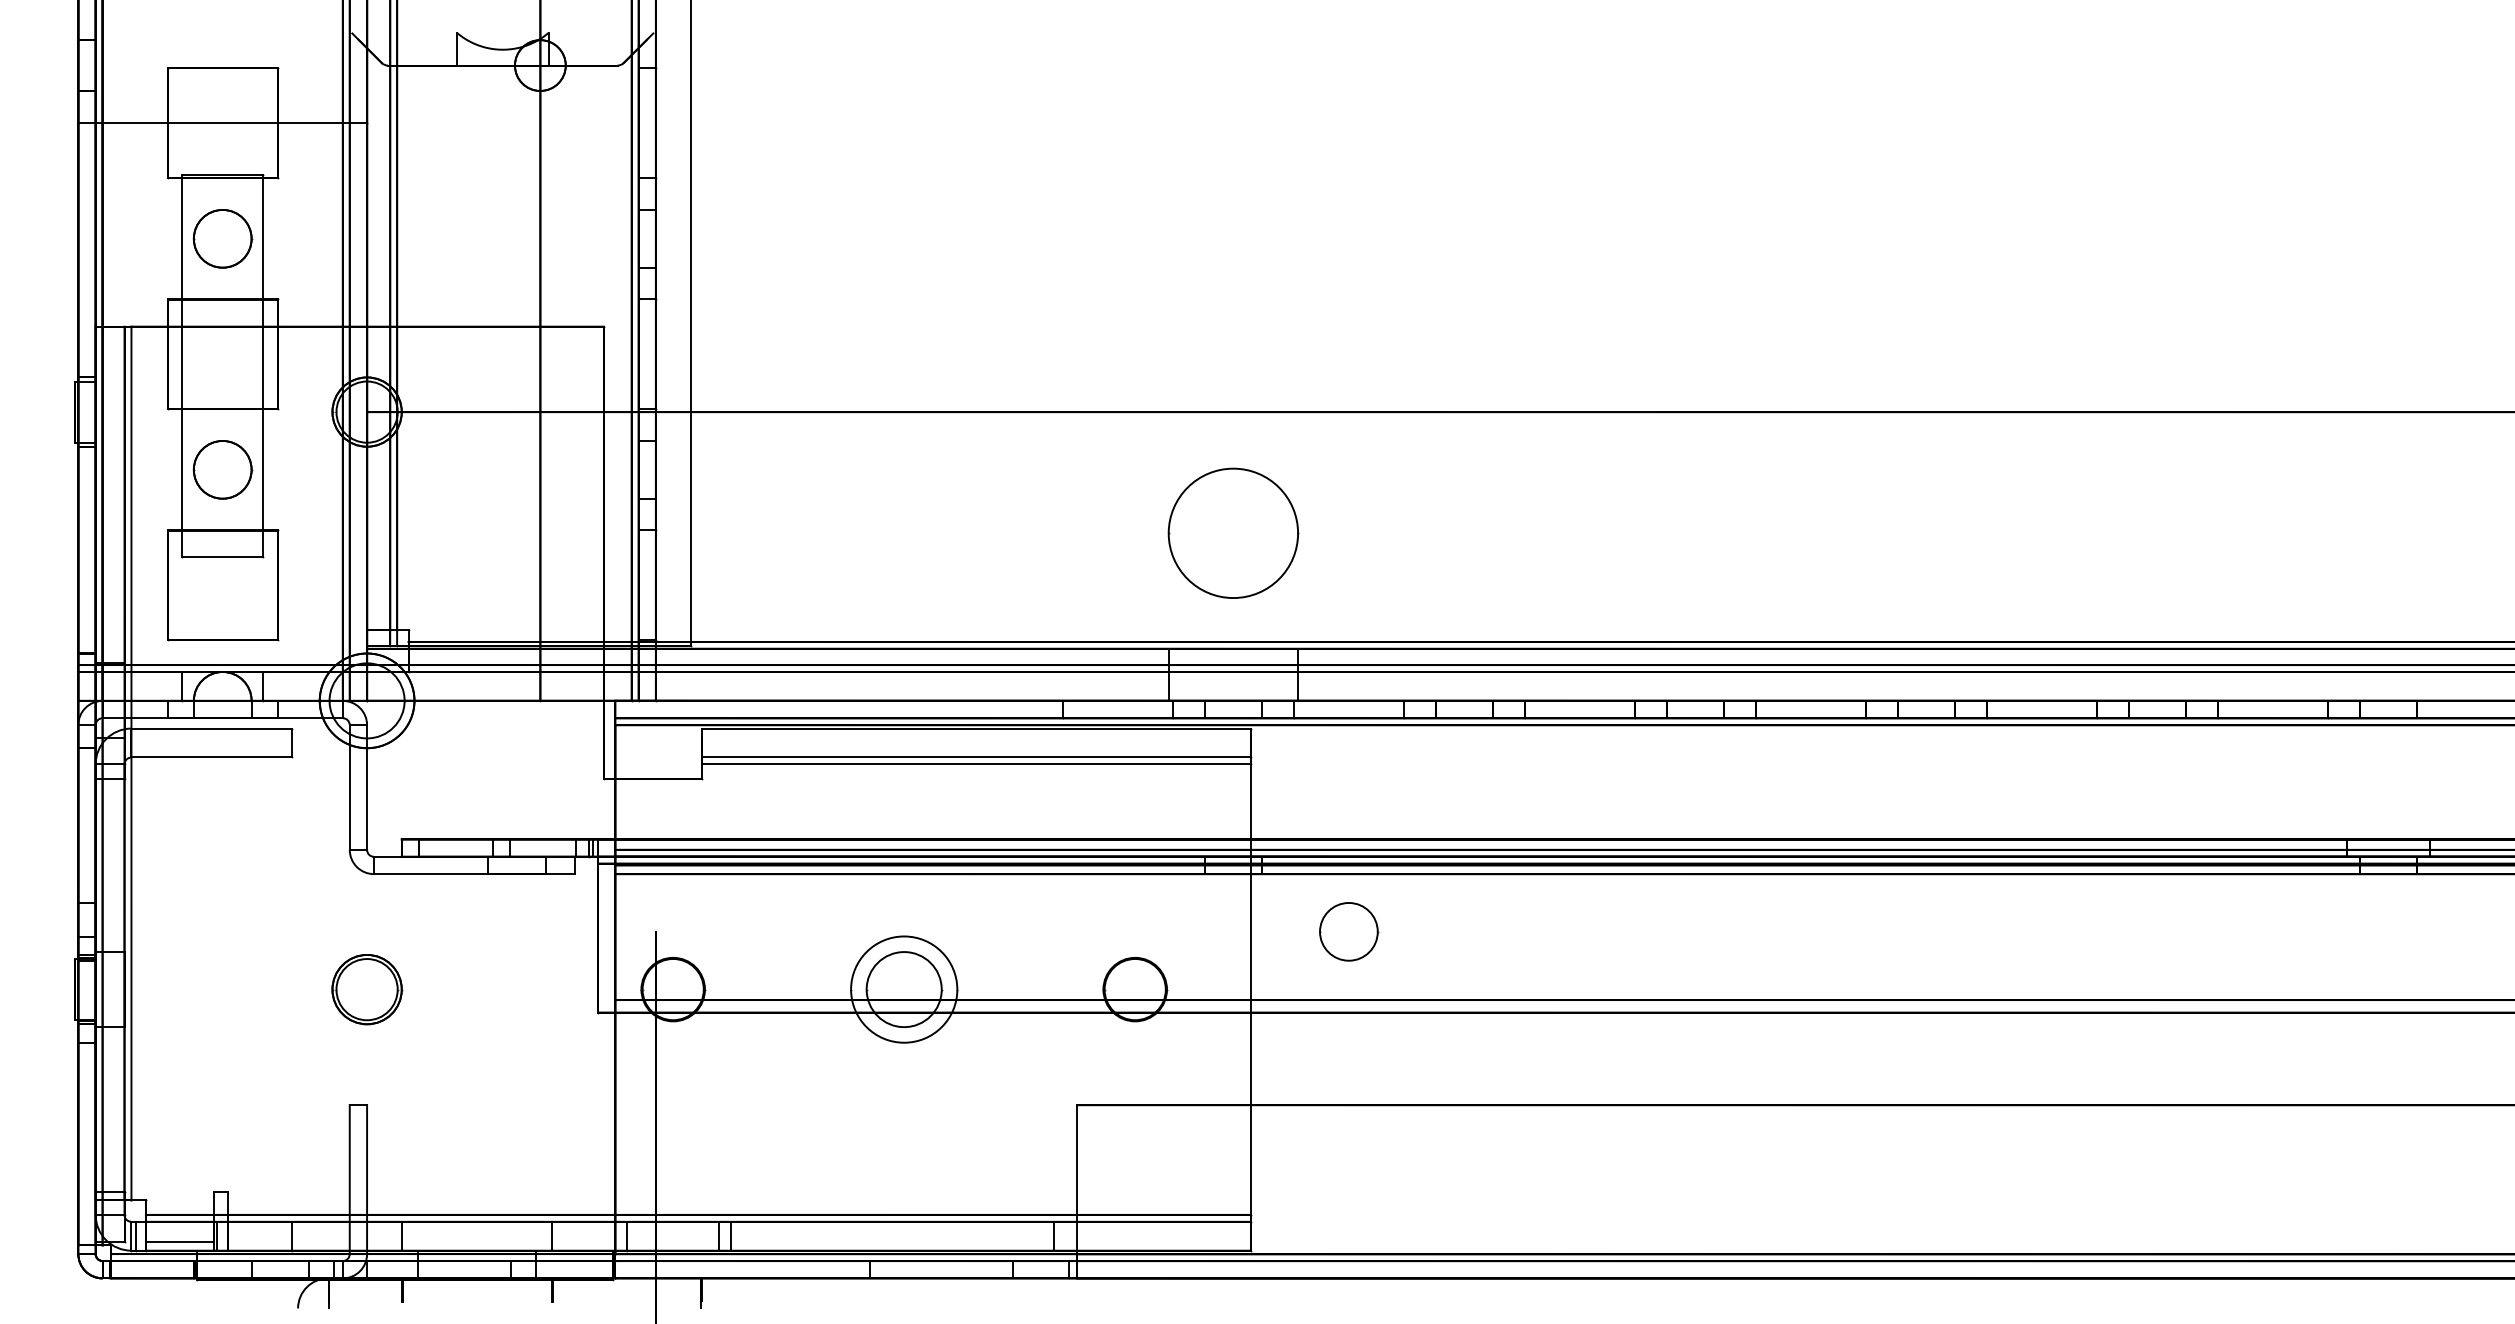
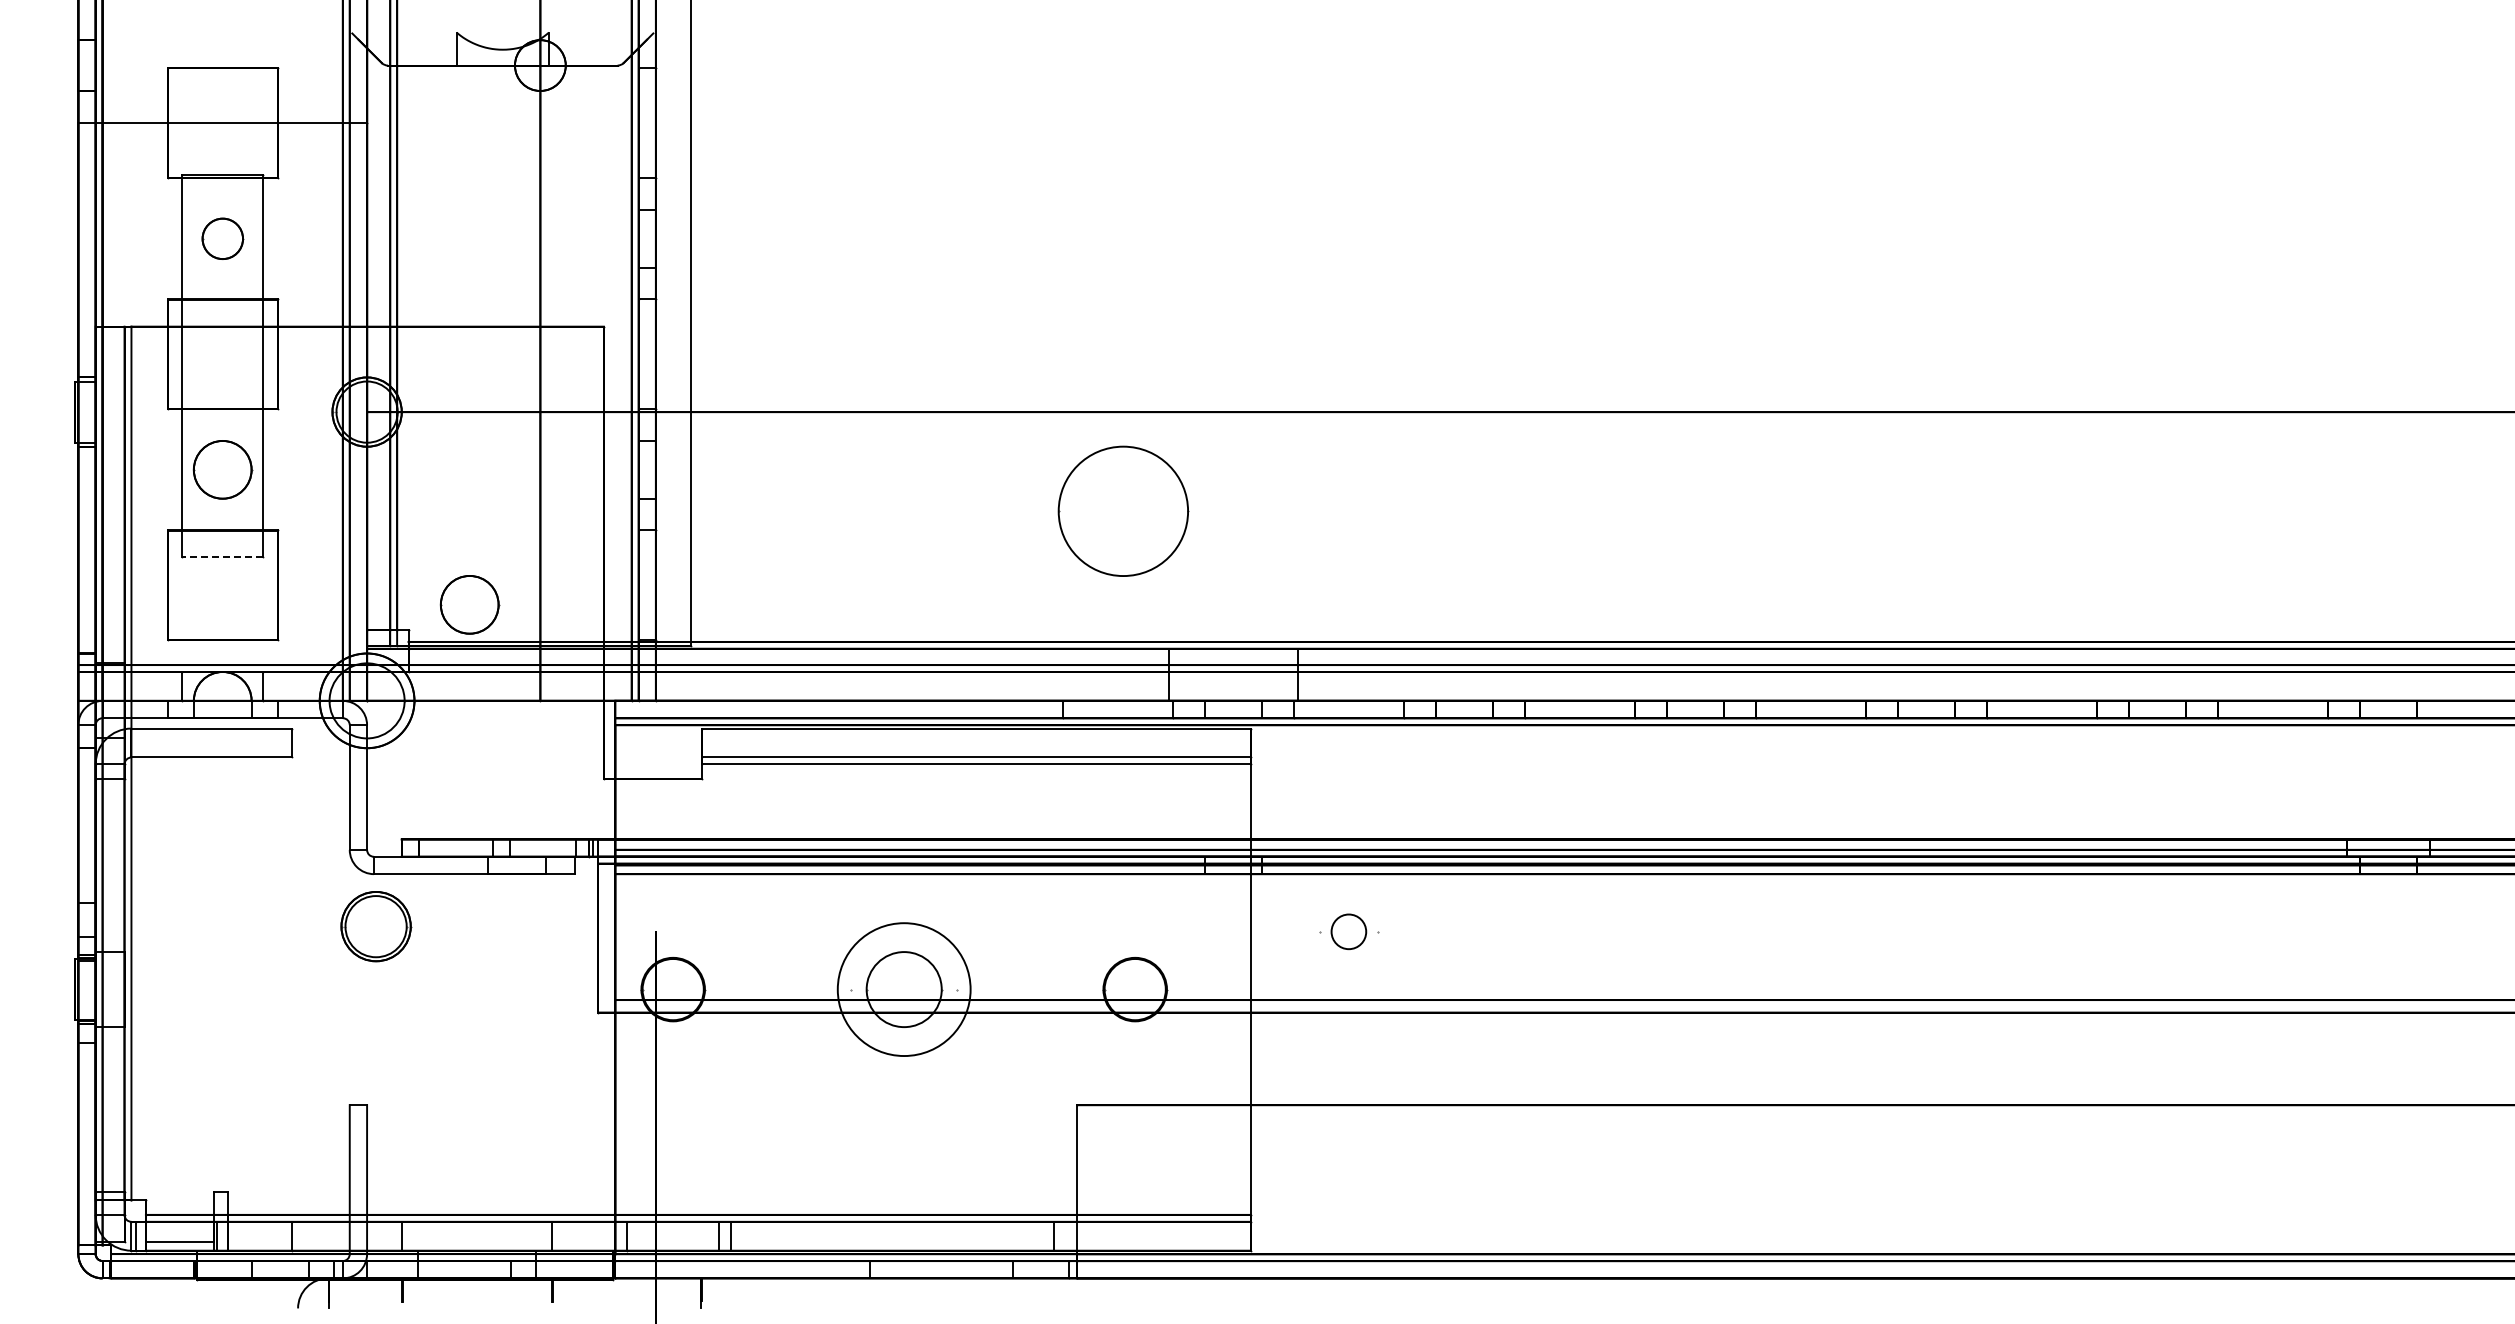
part size: 62x60 px -> 44x43 px (222, 238)
part position: (1233, 532) -> (1123, 510) (1123, 510)
line: solid -> dashed (222, 556)
part: none -> present (469, 604)
circle diameter: 58 px -> 35 px (1348, 931)
part position: (367, 989) -> (376, 926) (376, 926)
circle diameter: 106 px -> 133 px (903, 989)
